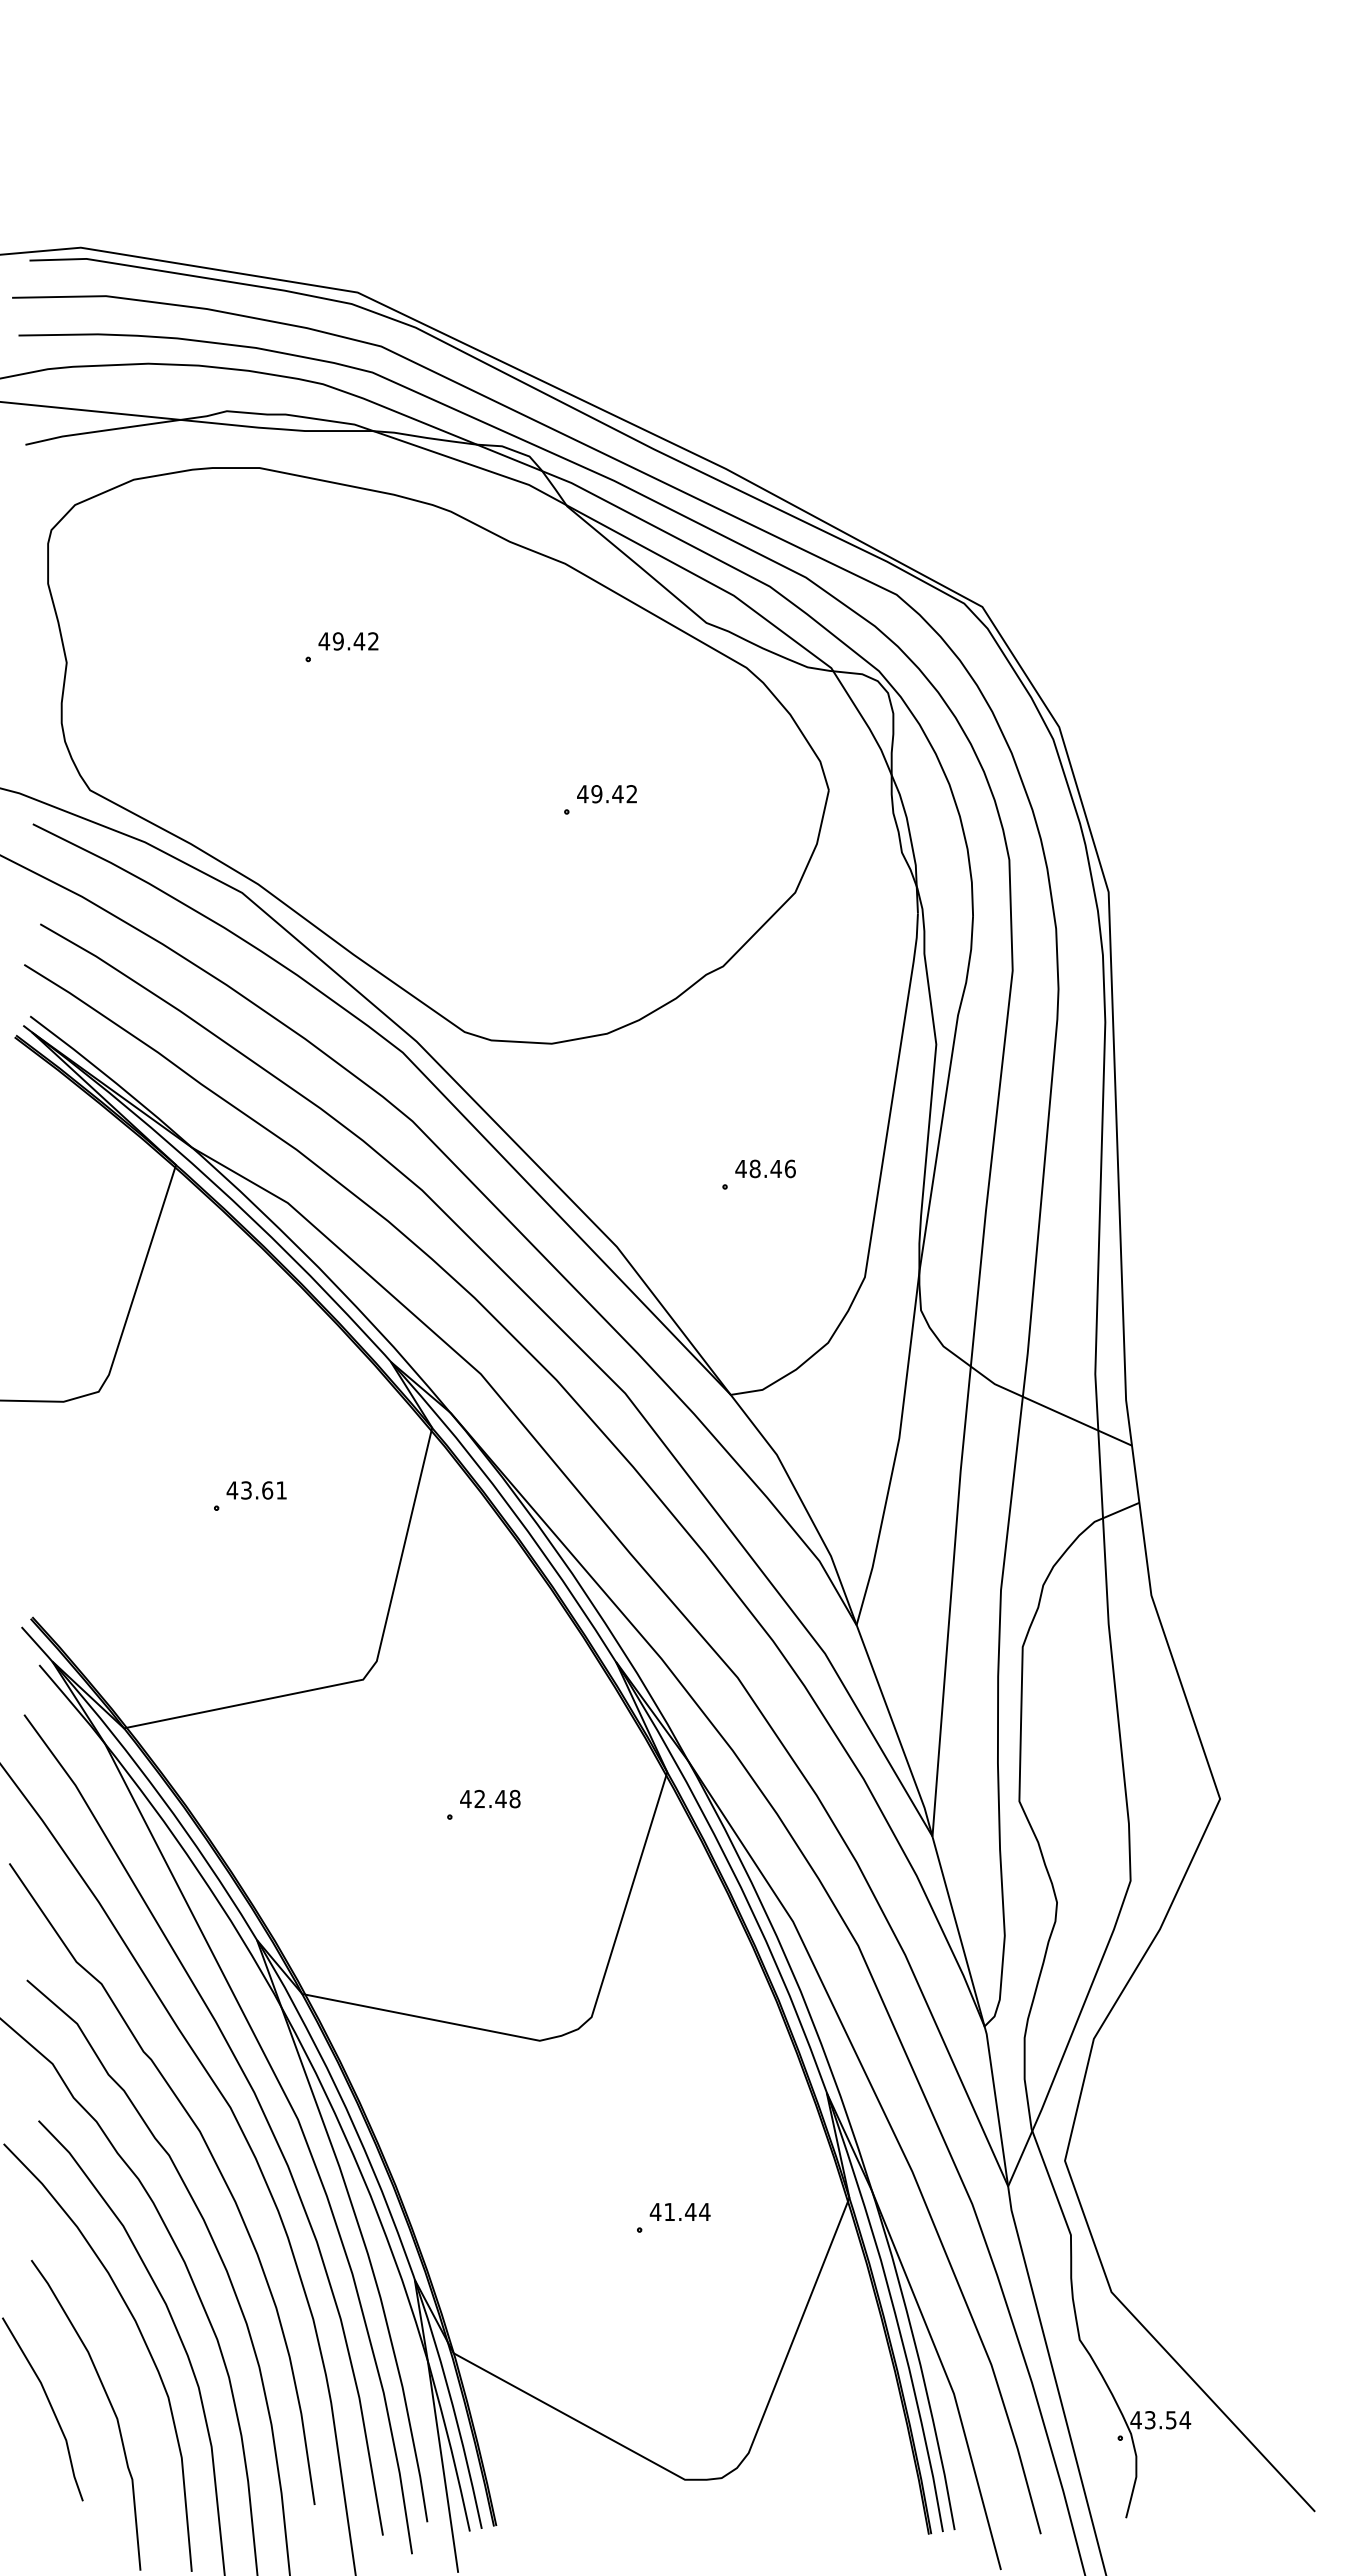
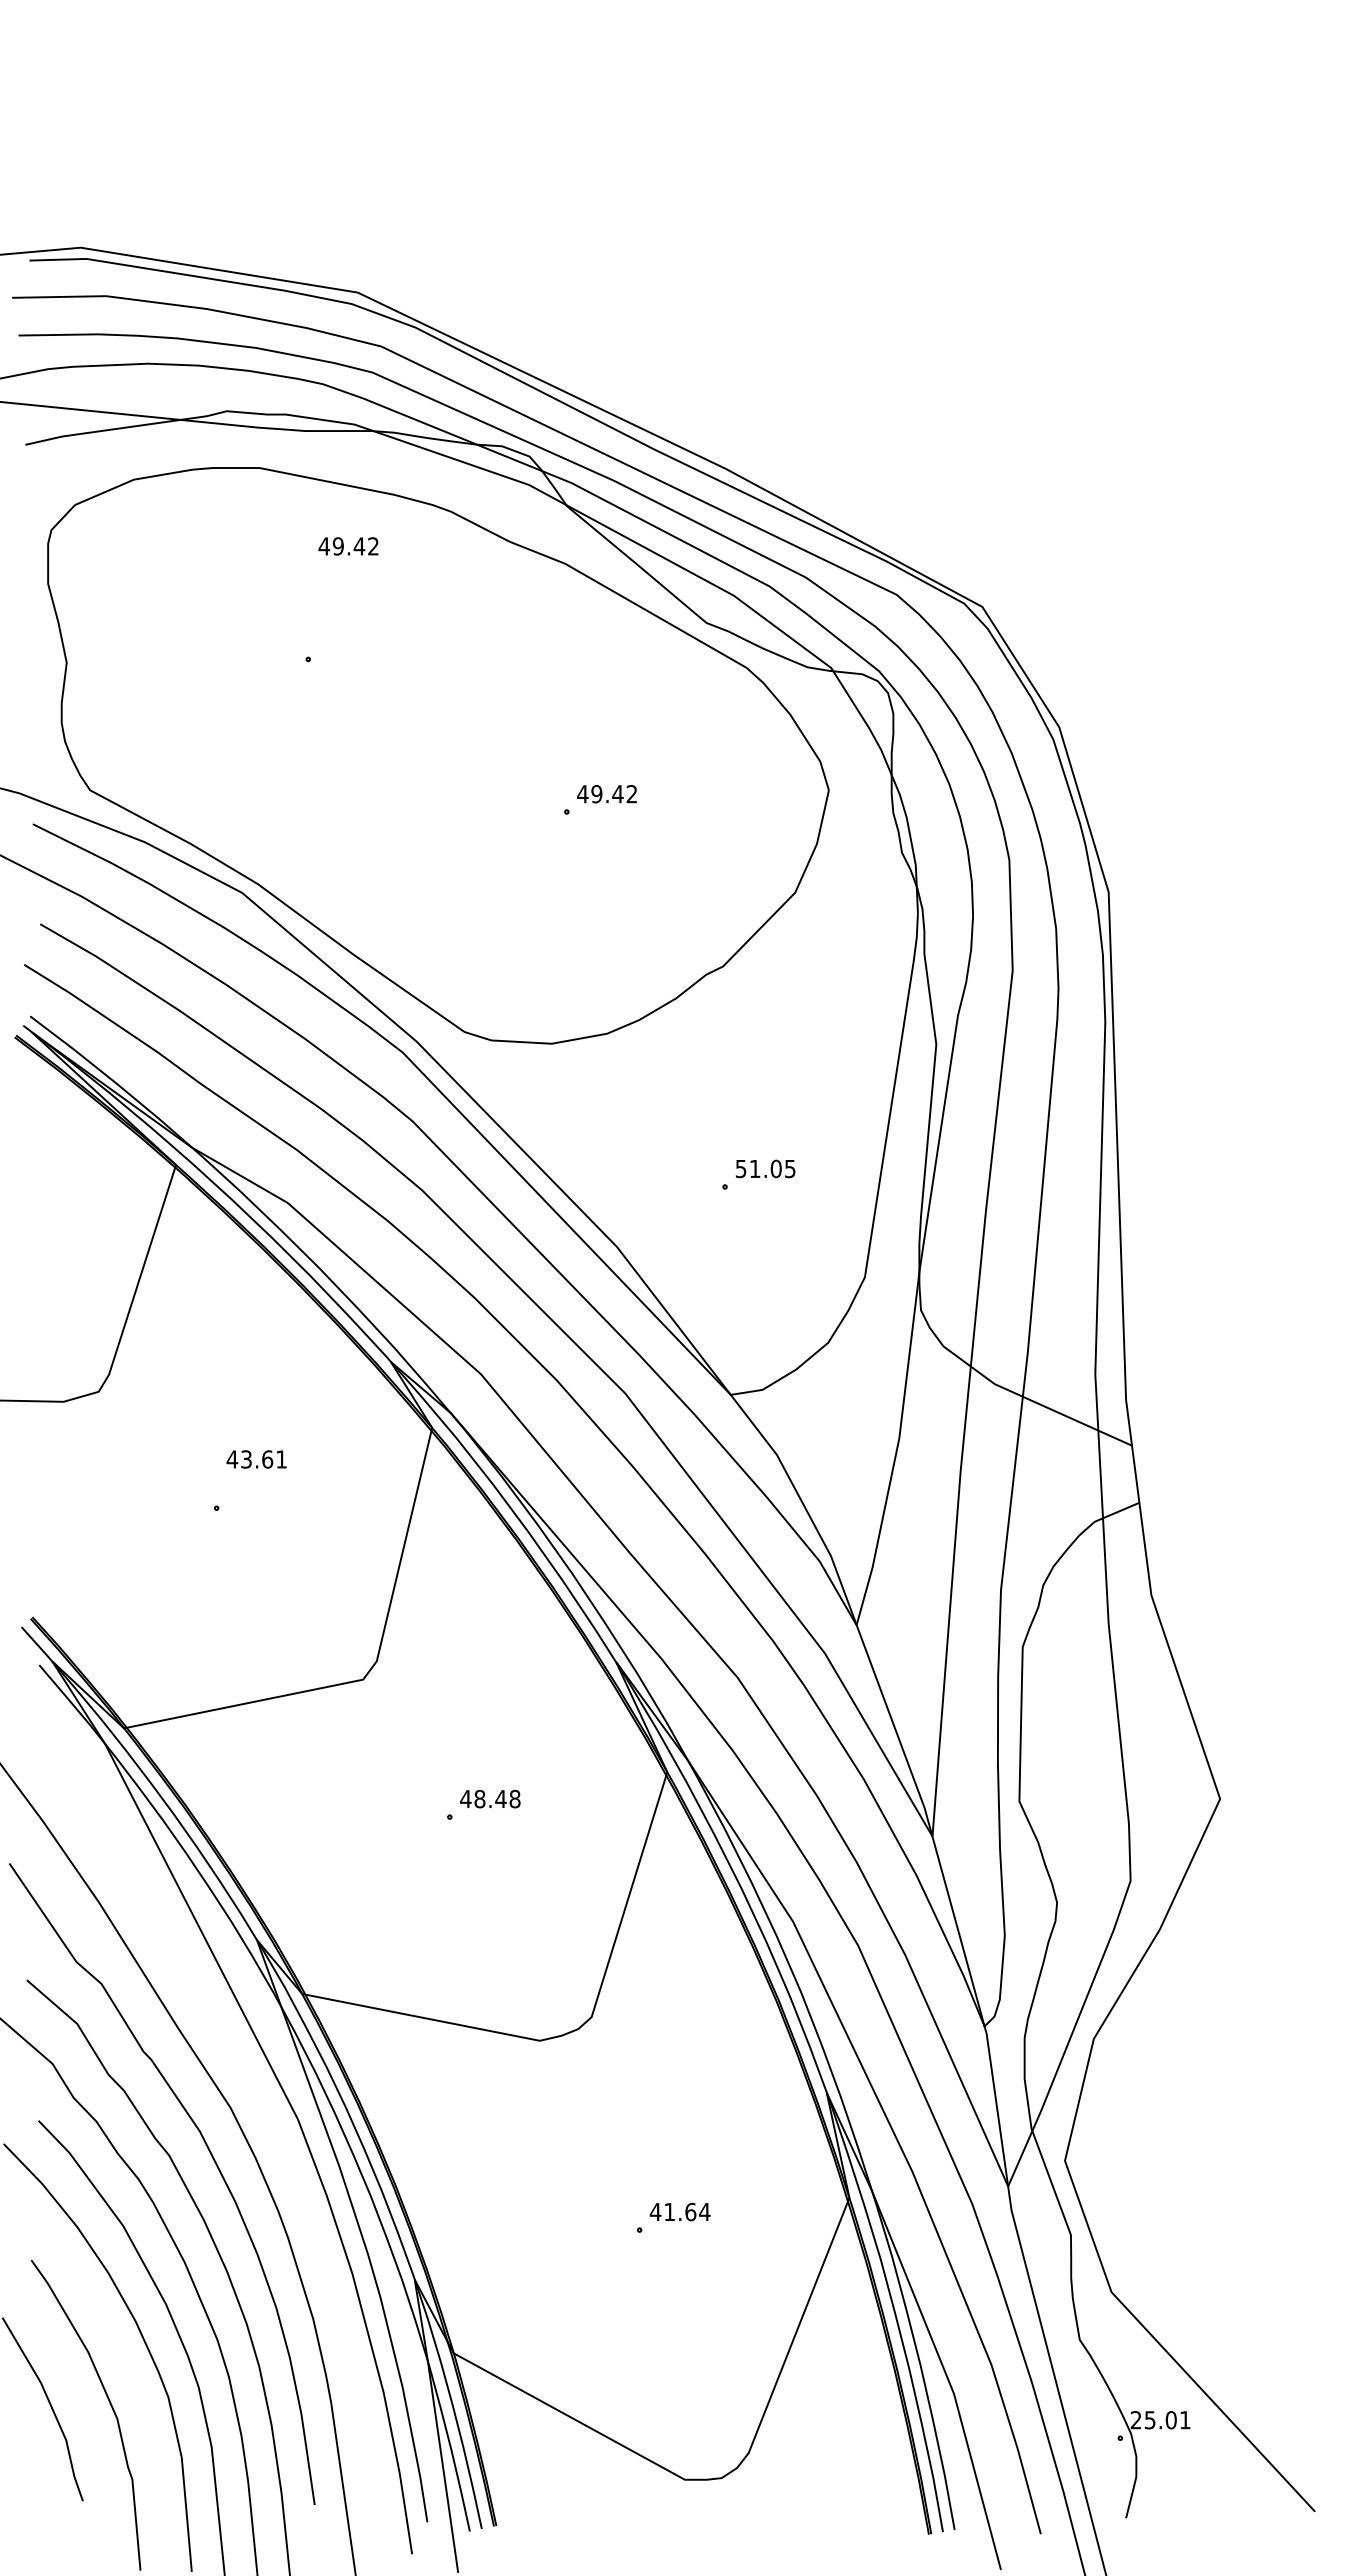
text position: (348, 641) -> (348, 546) (348, 546)
text: 48.46 -> 51.05 (765, 1168)
text position: (256, 1490) -> (256, 1459) (256, 1459)
text: 42.48 -> 48.48 (479, 1799)
curve: present -> none (257, 2102)
text: 41.44 -> 41.64 (690, 2211)
text: 43.54 -> 25.01 (1160, 2420)
